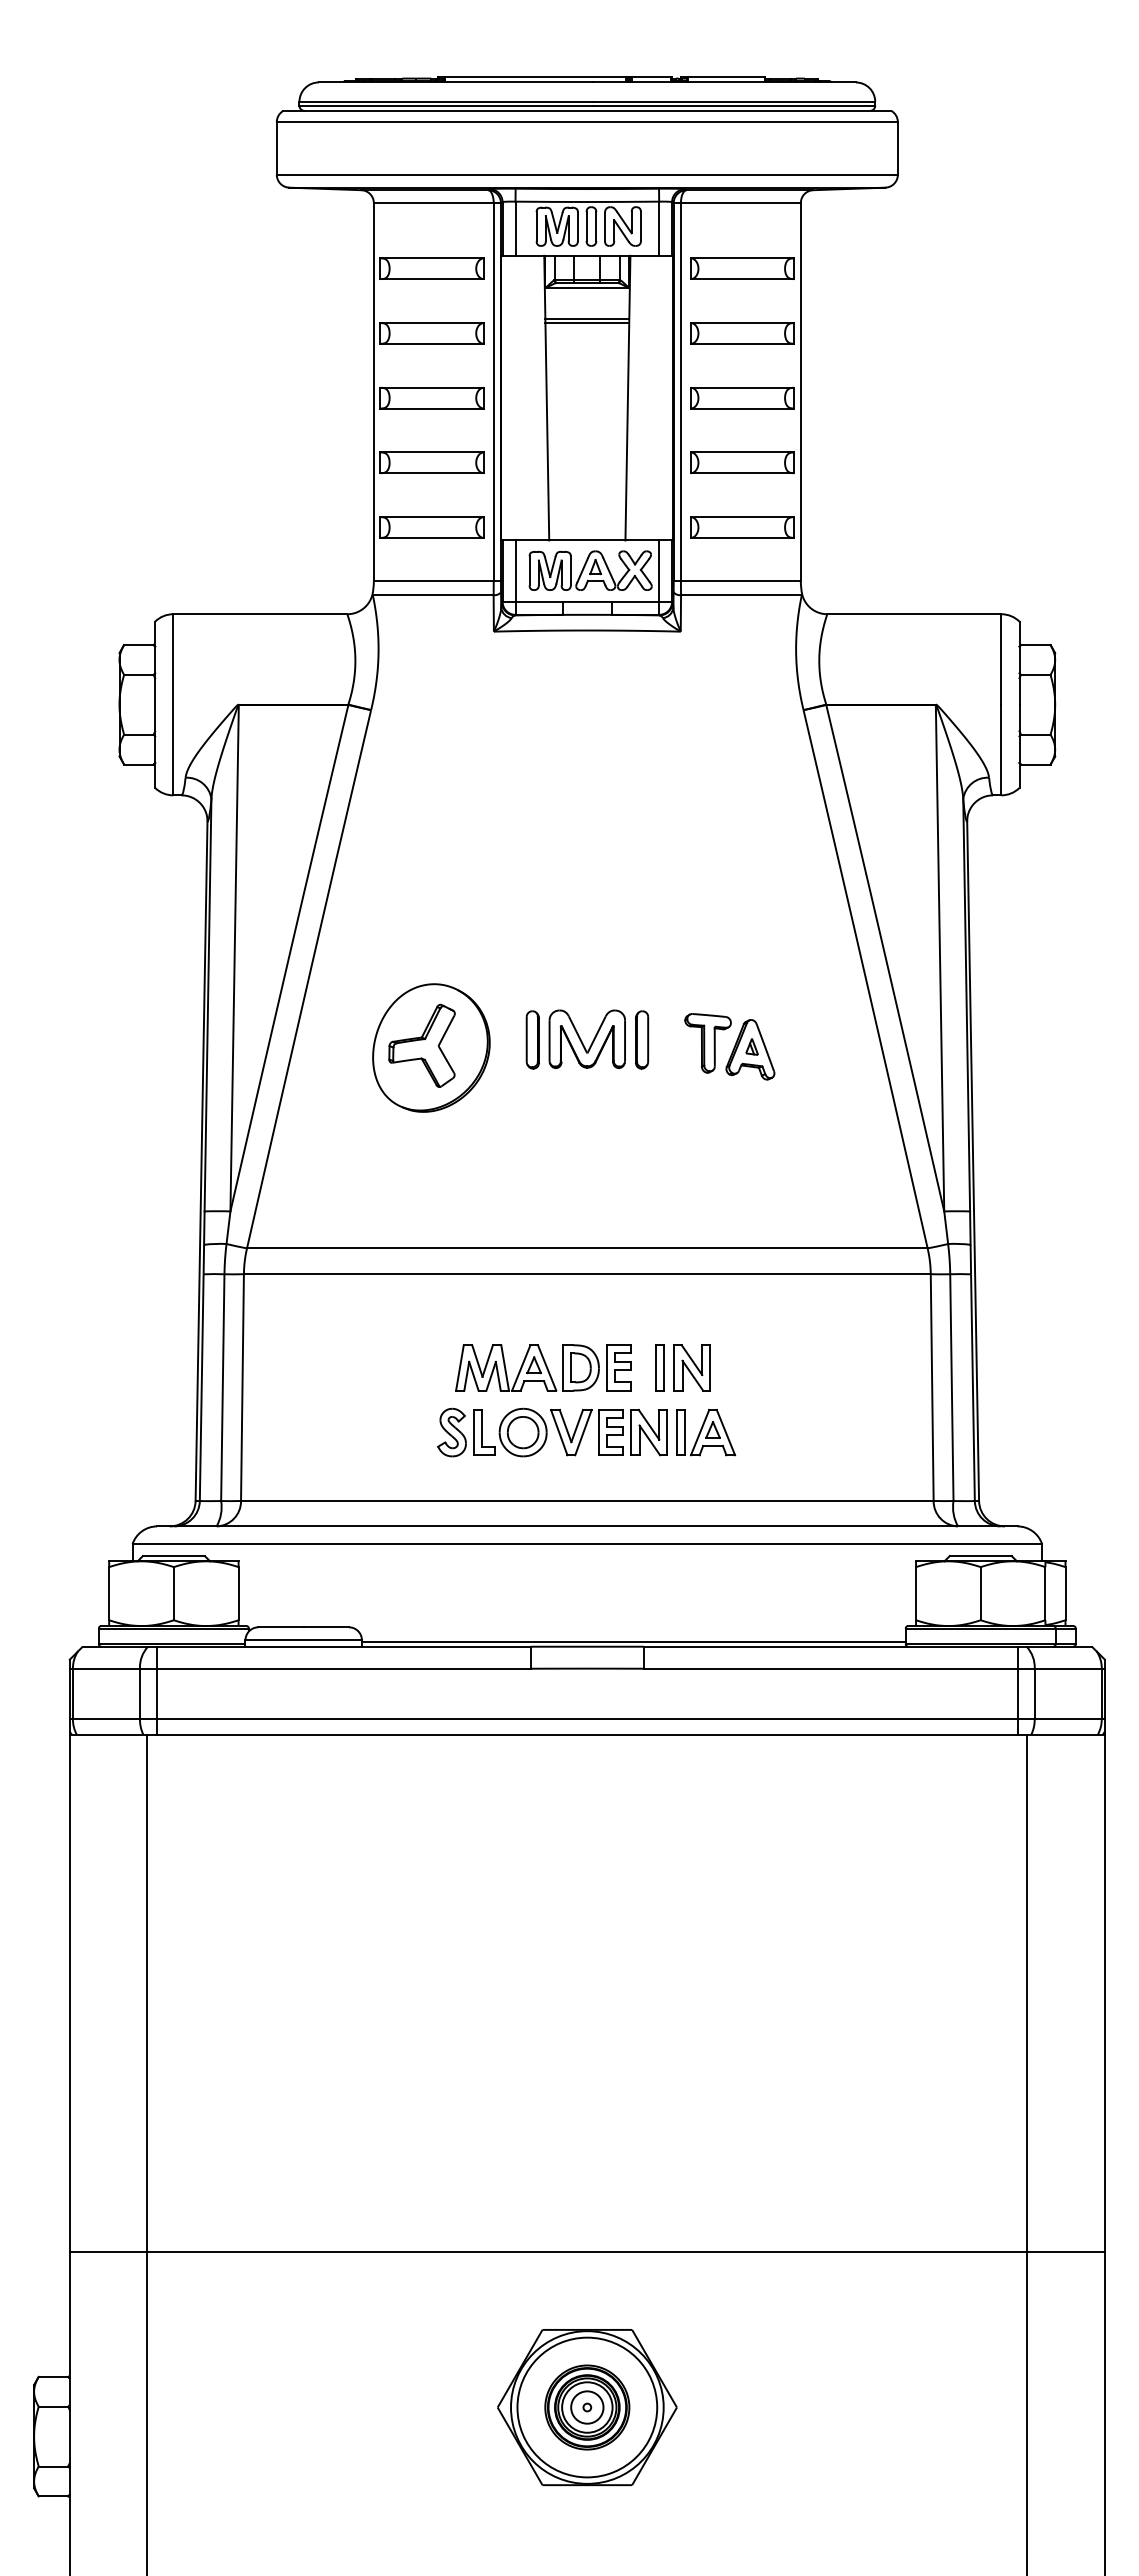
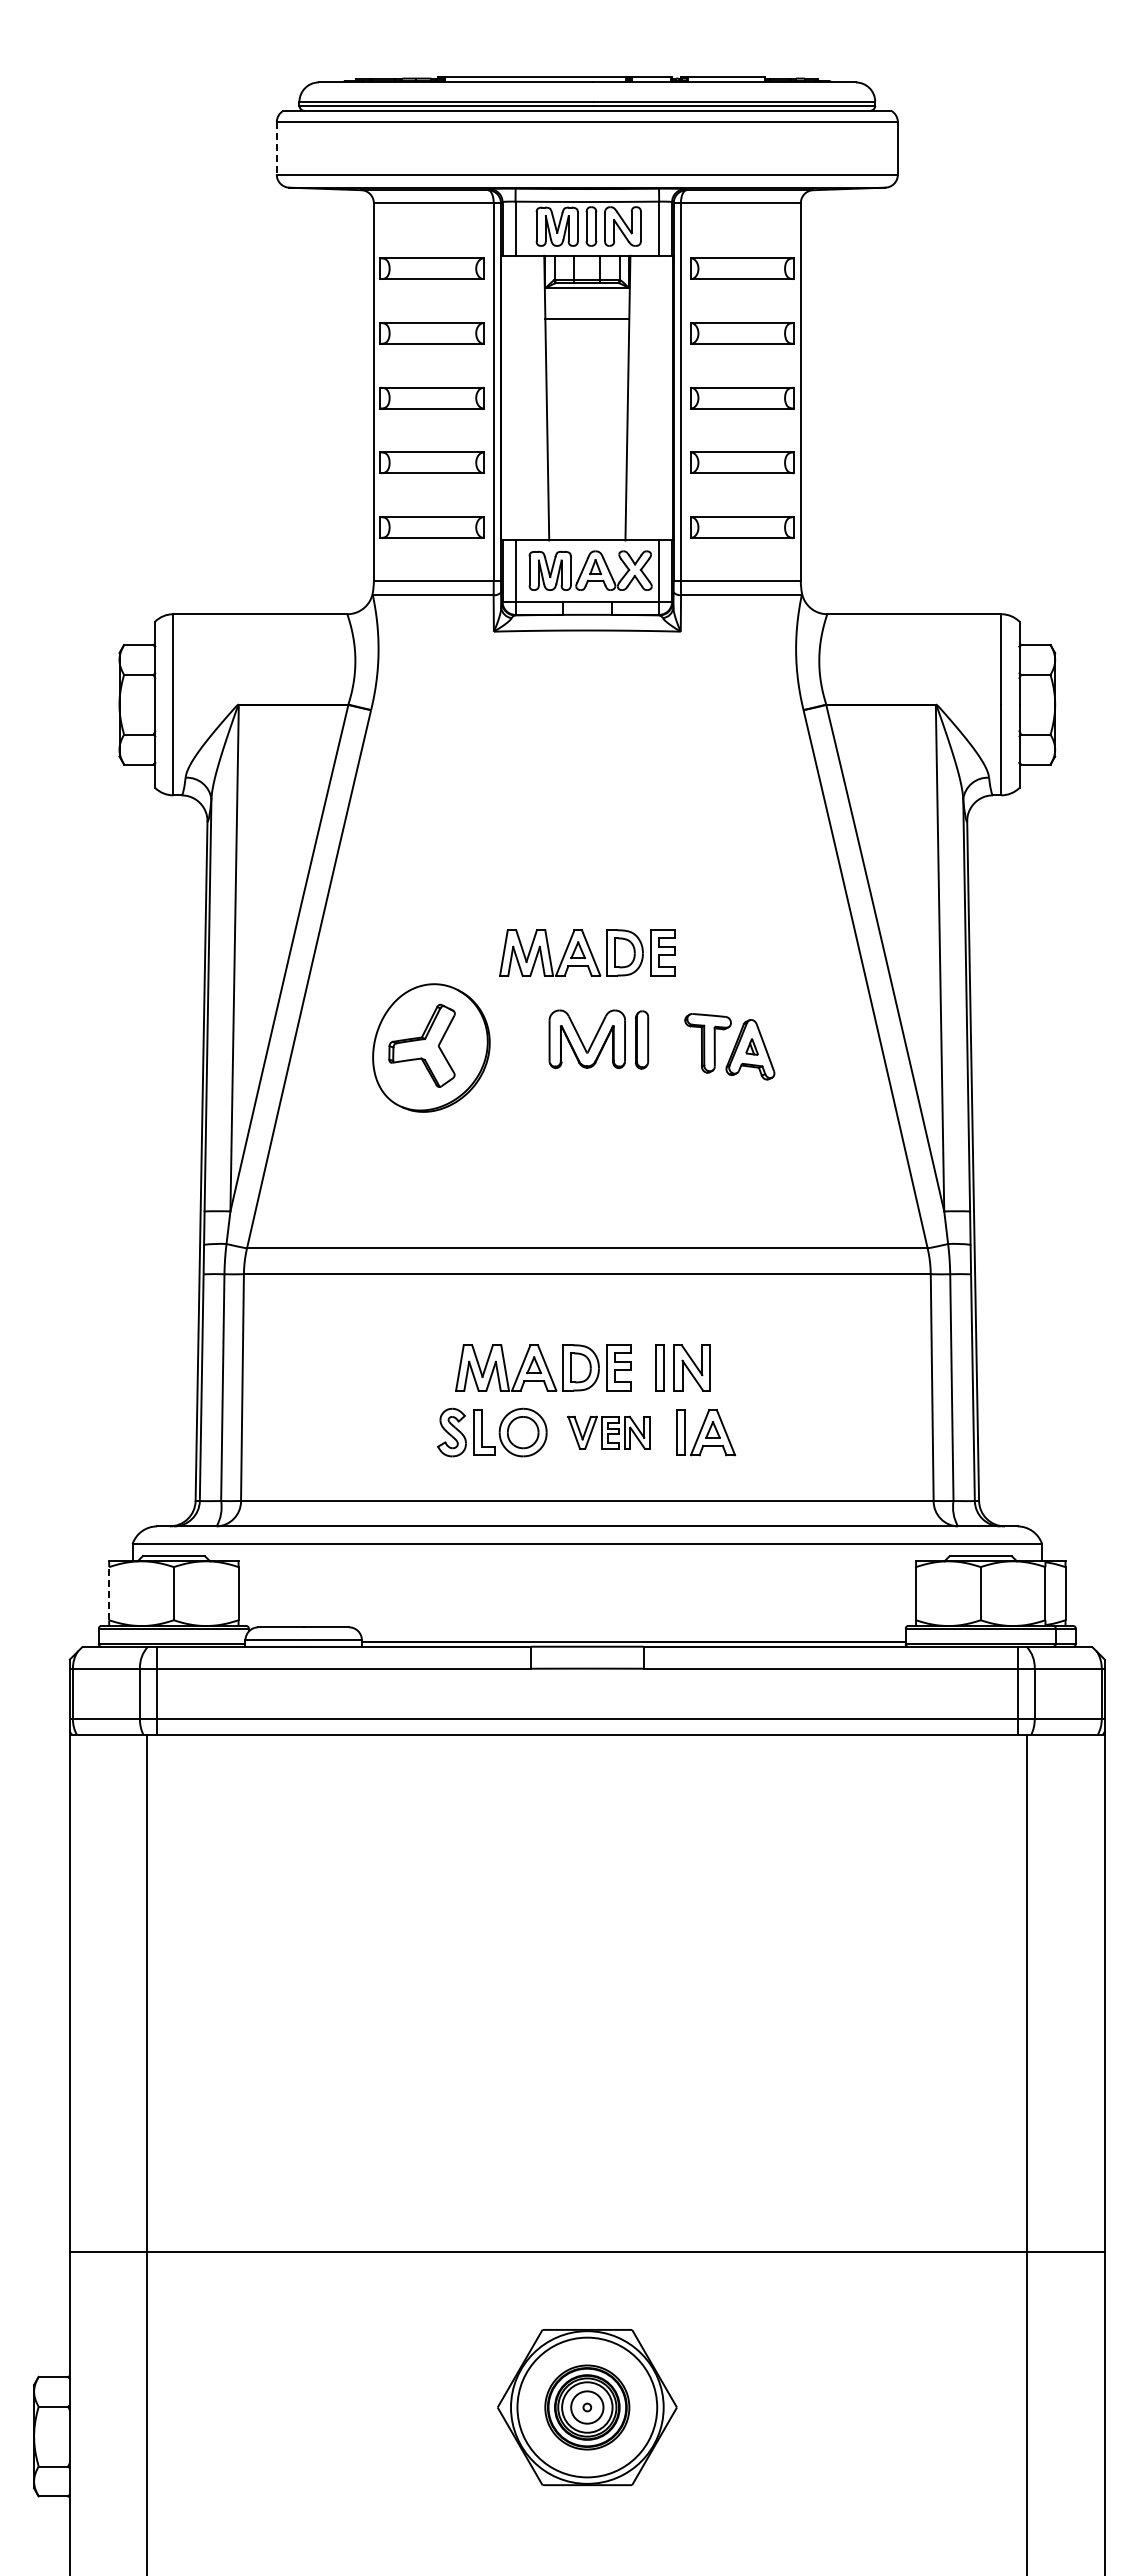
line: solid -> dashed (276, 148)
line: present -> none (587, 323)
part: none -> present (587, 952)
part: present -> none (532, 1039)
part size: 118x48 px -> 84x35 px (608, 1432)
line: solid -> dashed (109, 1593)
